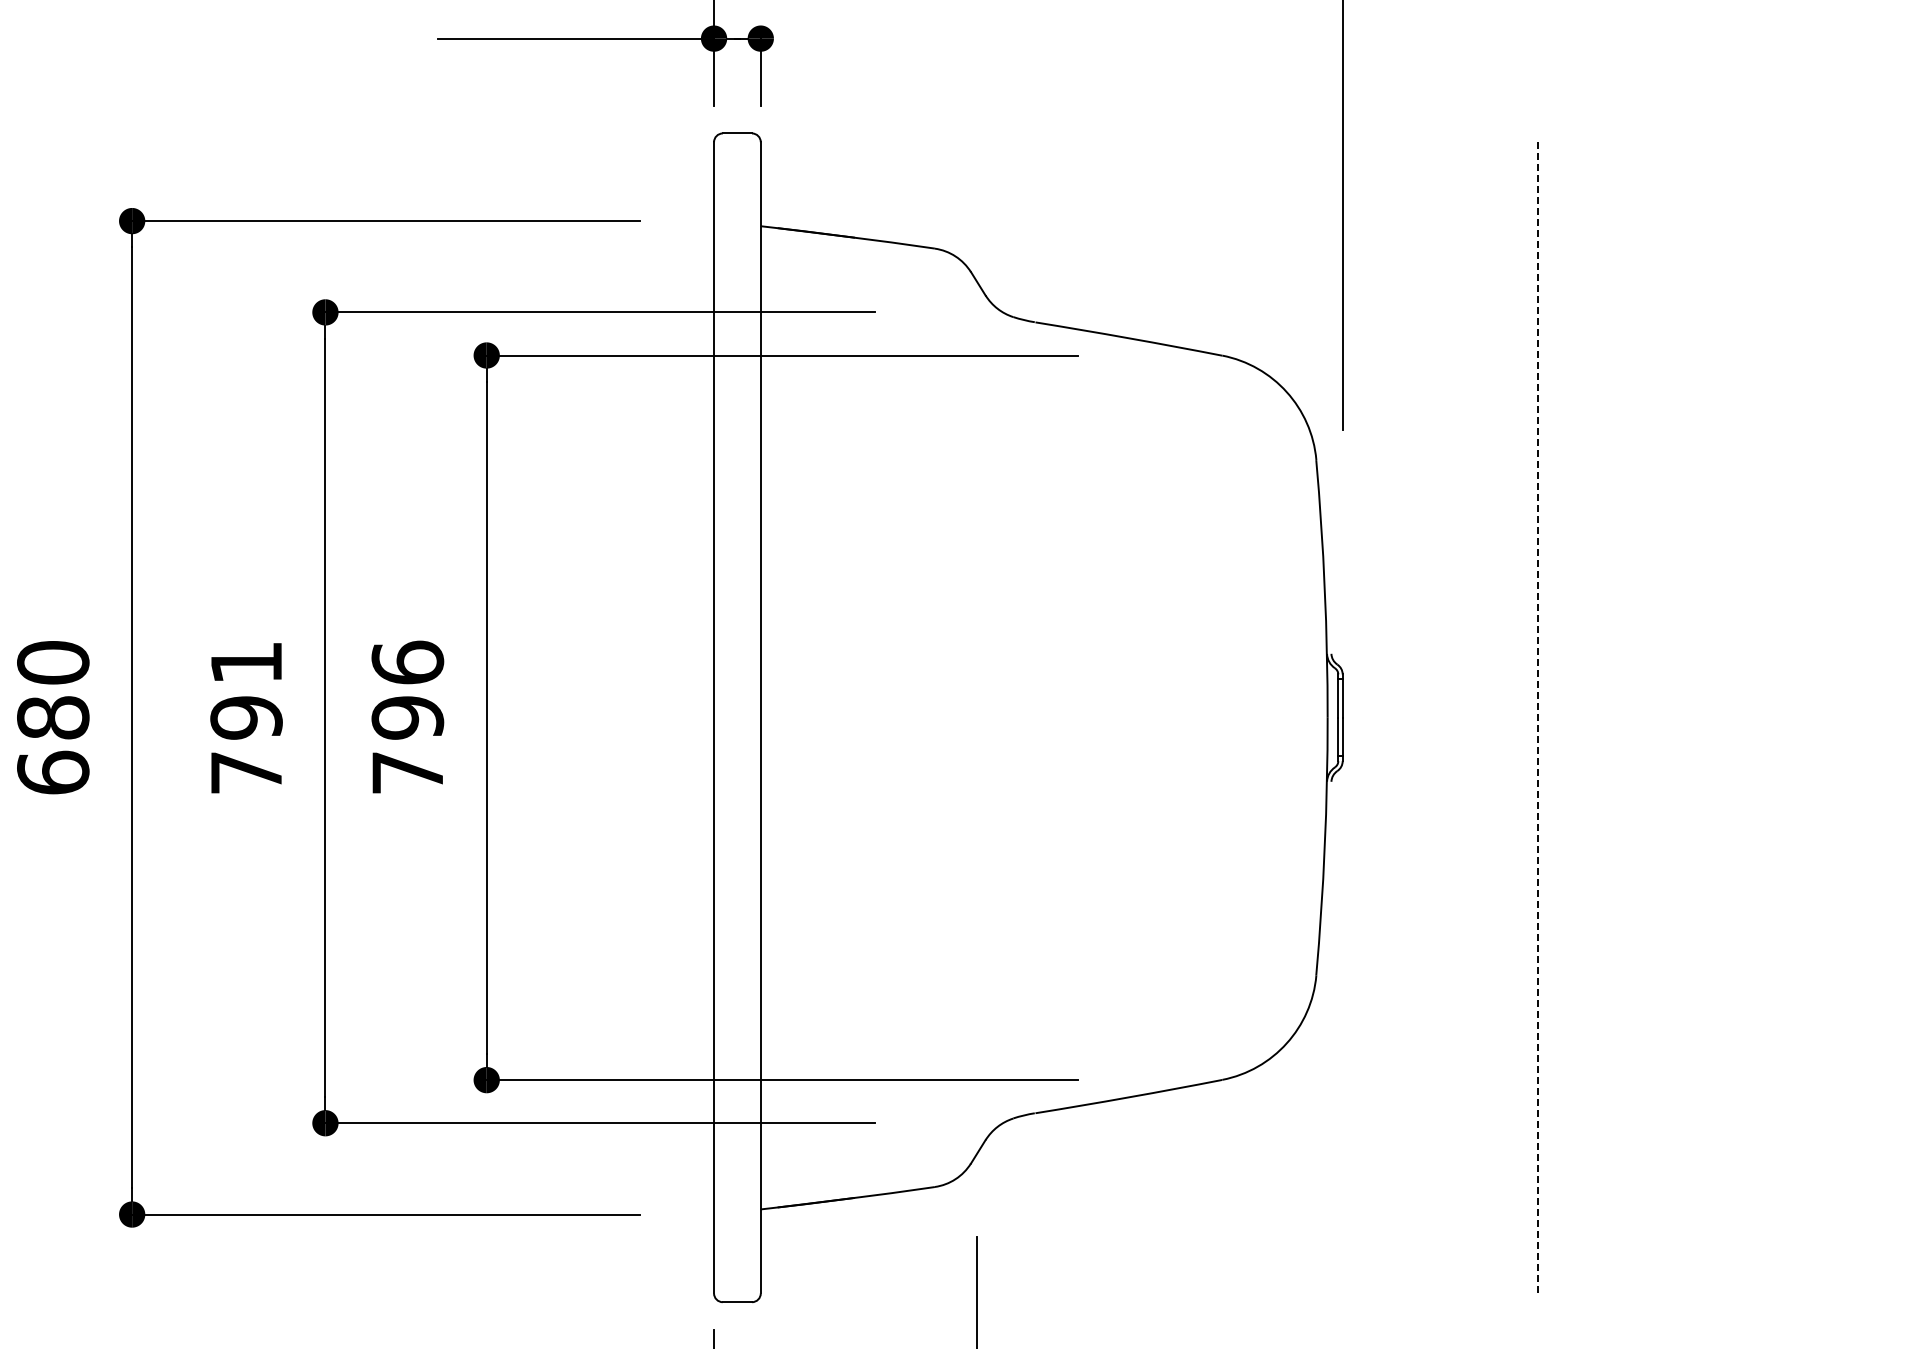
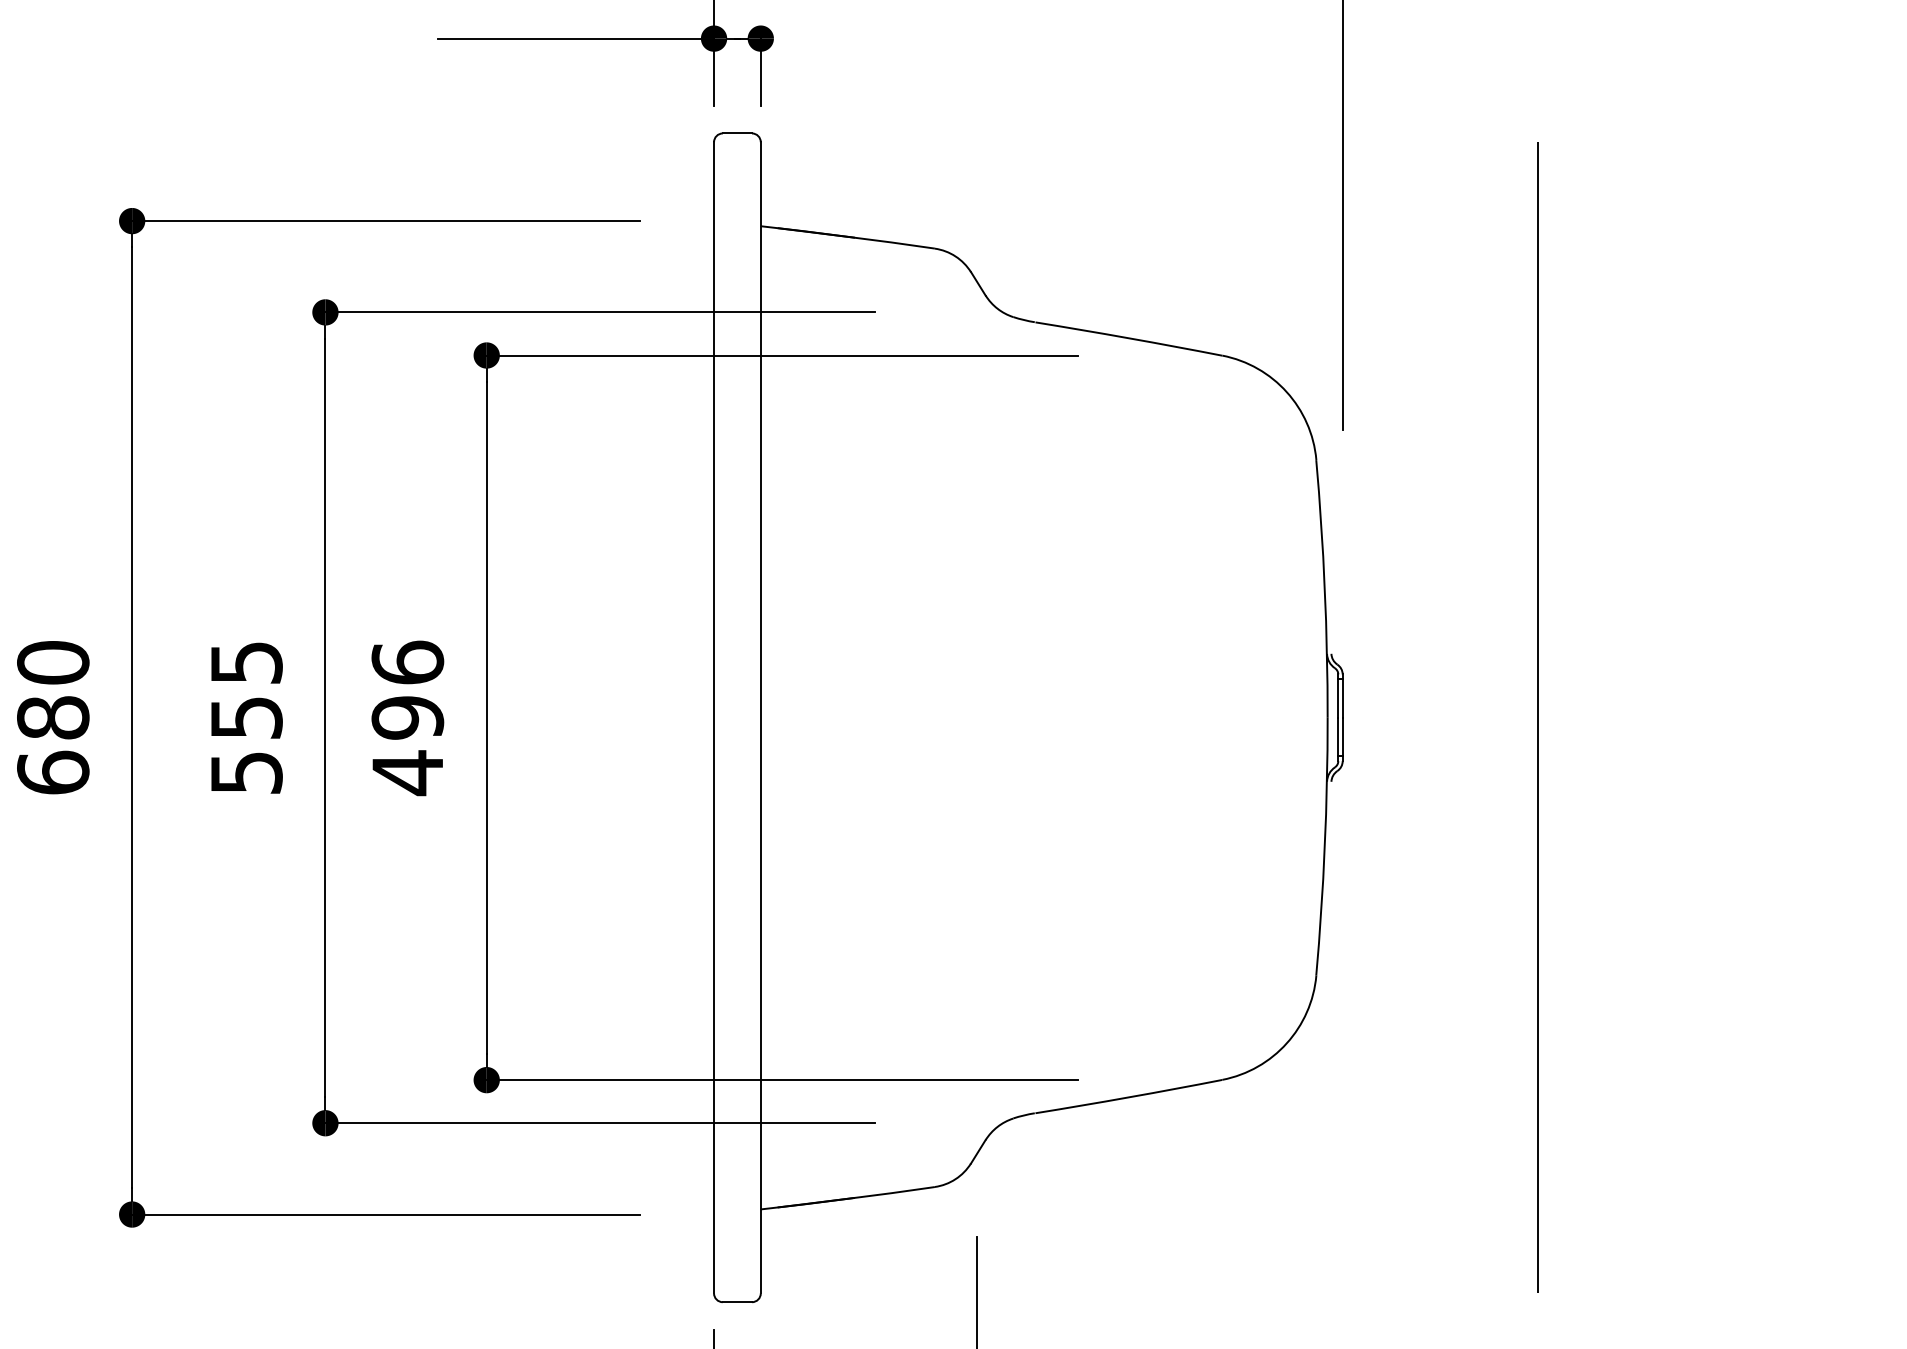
text: 791 -> 555 (246, 717)
line: dashed -> solid (1538, 717)
text: 796 -> 496 (407, 773)
